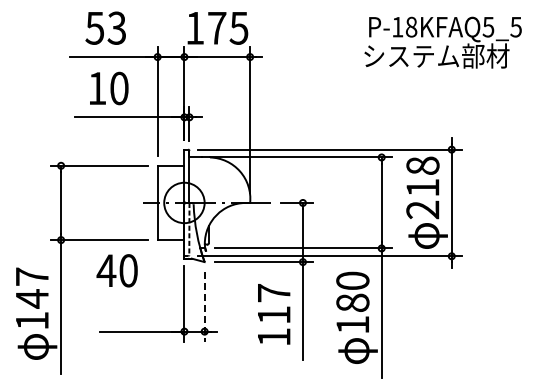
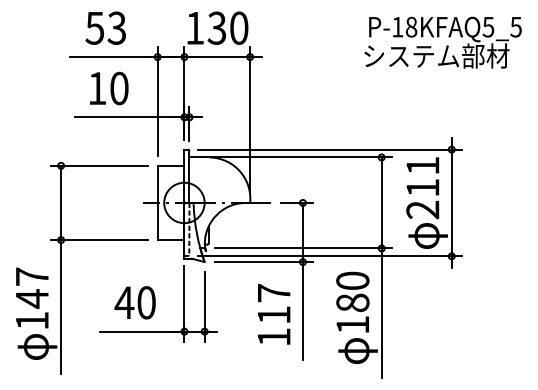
text: 175 -> 130 (227, 27)
text: 218 -> 211 (422, 165)
text position: (116, 270) -> (134, 302) (134, 302)
line: dashed -> solid (204, 306)
